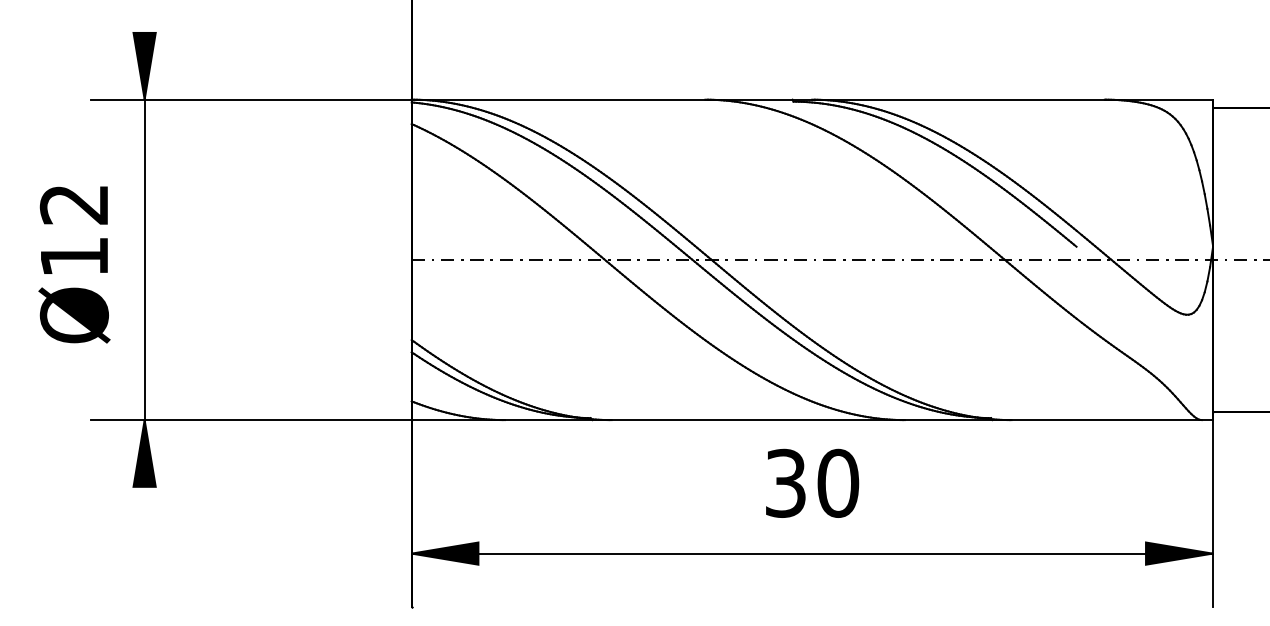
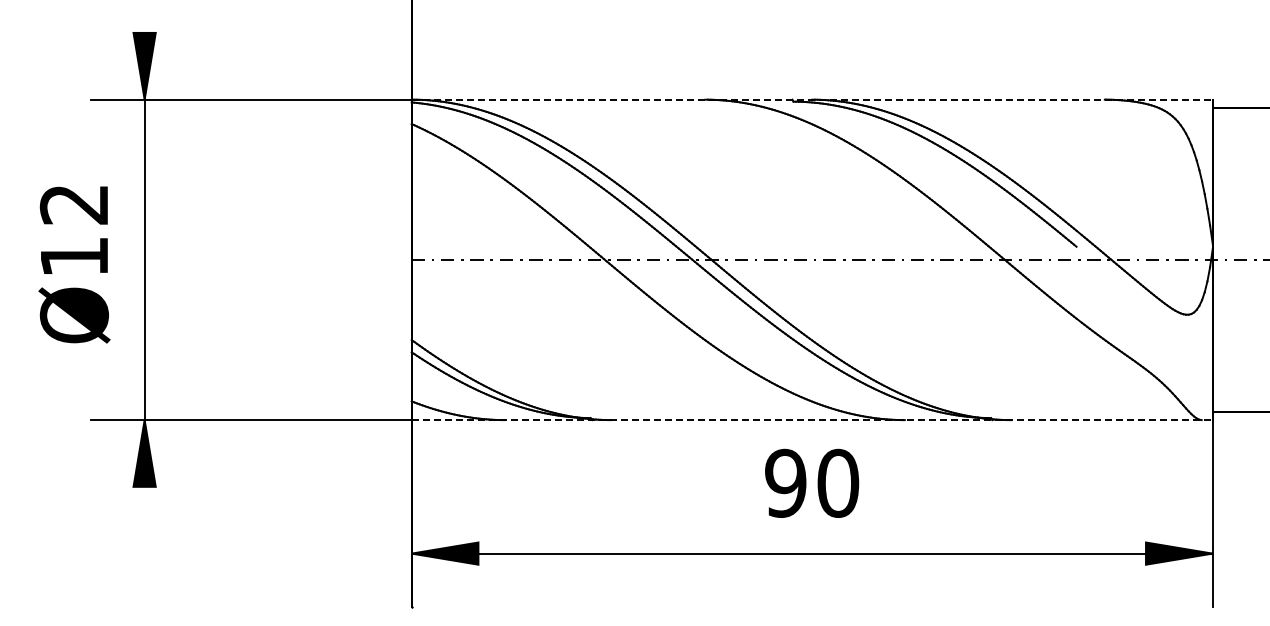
line: solid -> dashed (812, 99)
line: solid -> dashed (812, 420)
text: 30 -> 90 (785, 483)
